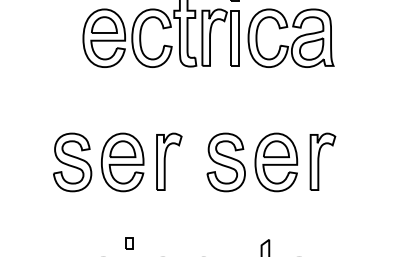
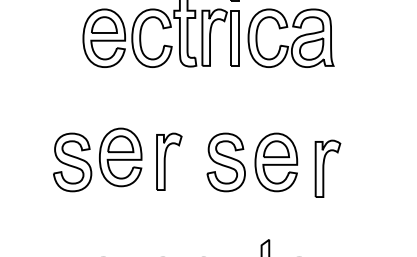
part position: (322, 161) -> (327, 168) (327, 168)
part position: (122, 162) -> (120, 157) (120, 157)
part: present -> none (129, 243)
